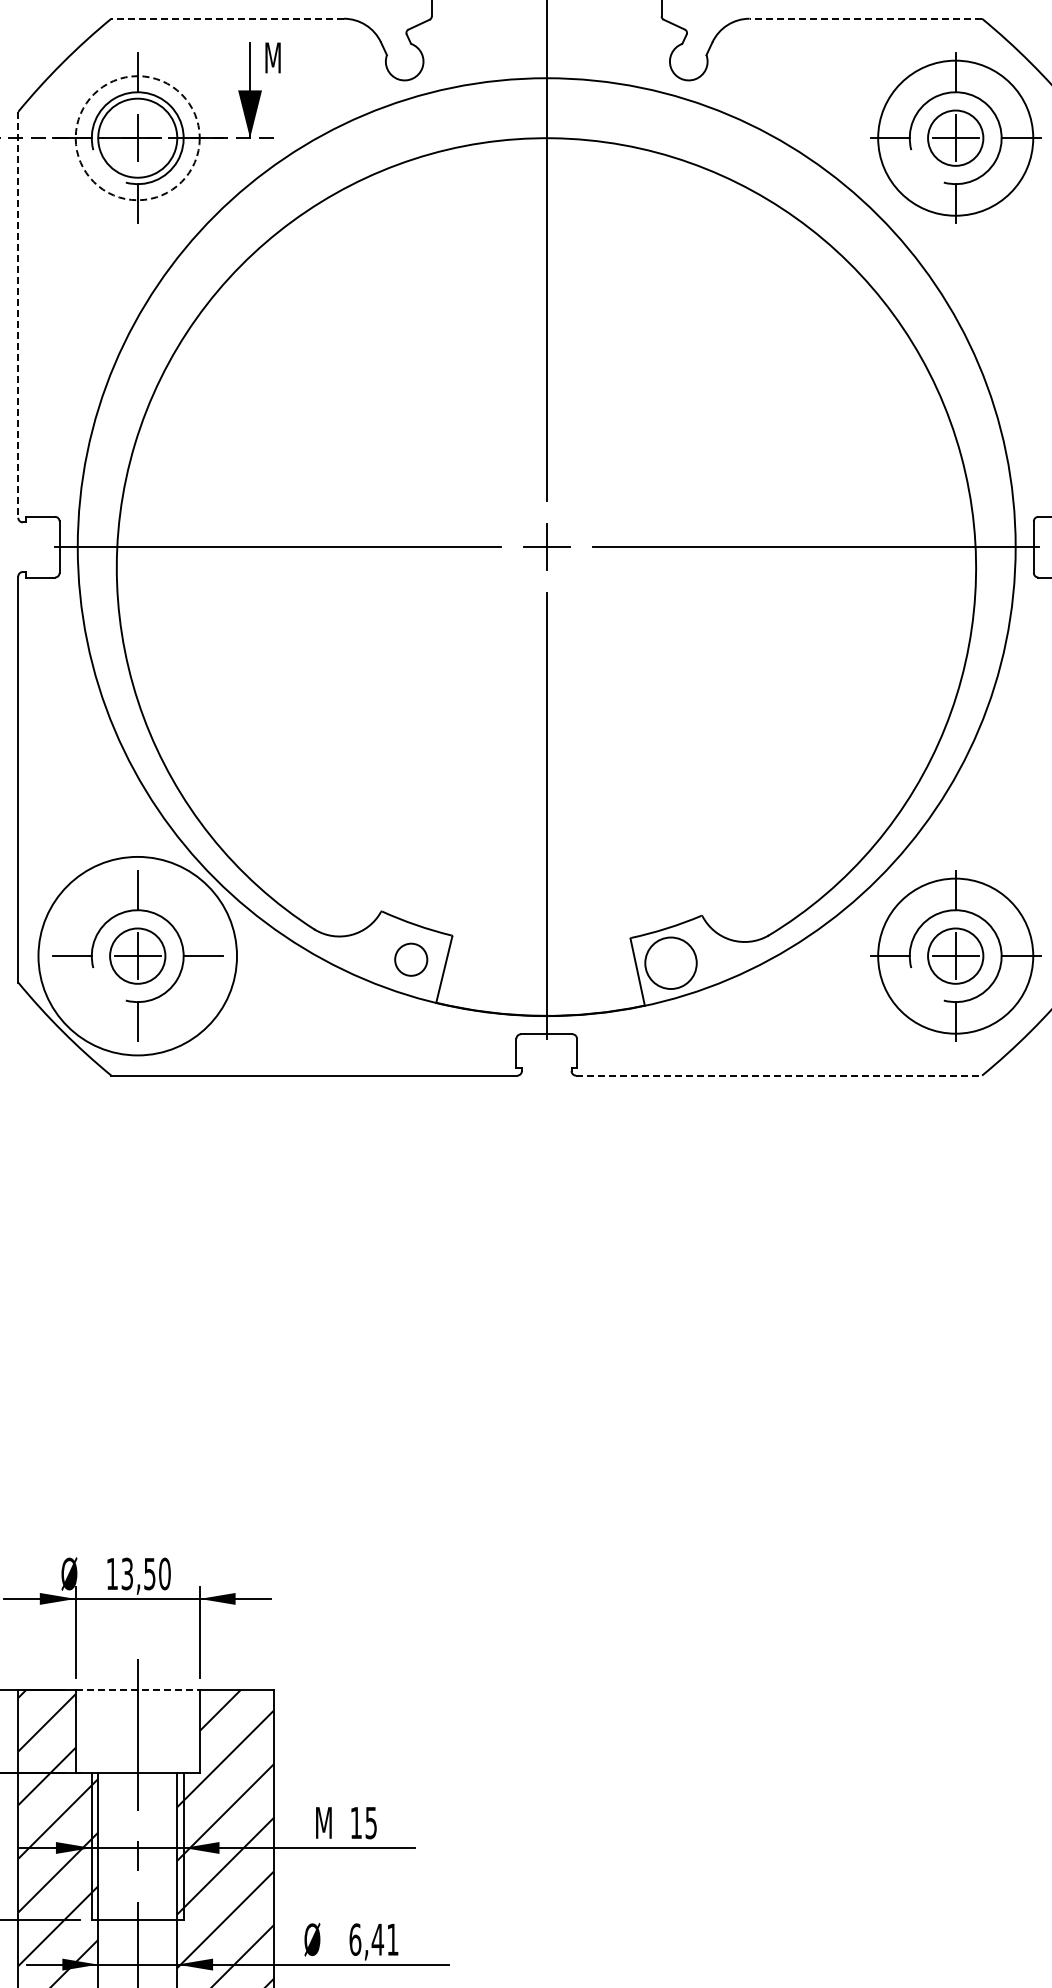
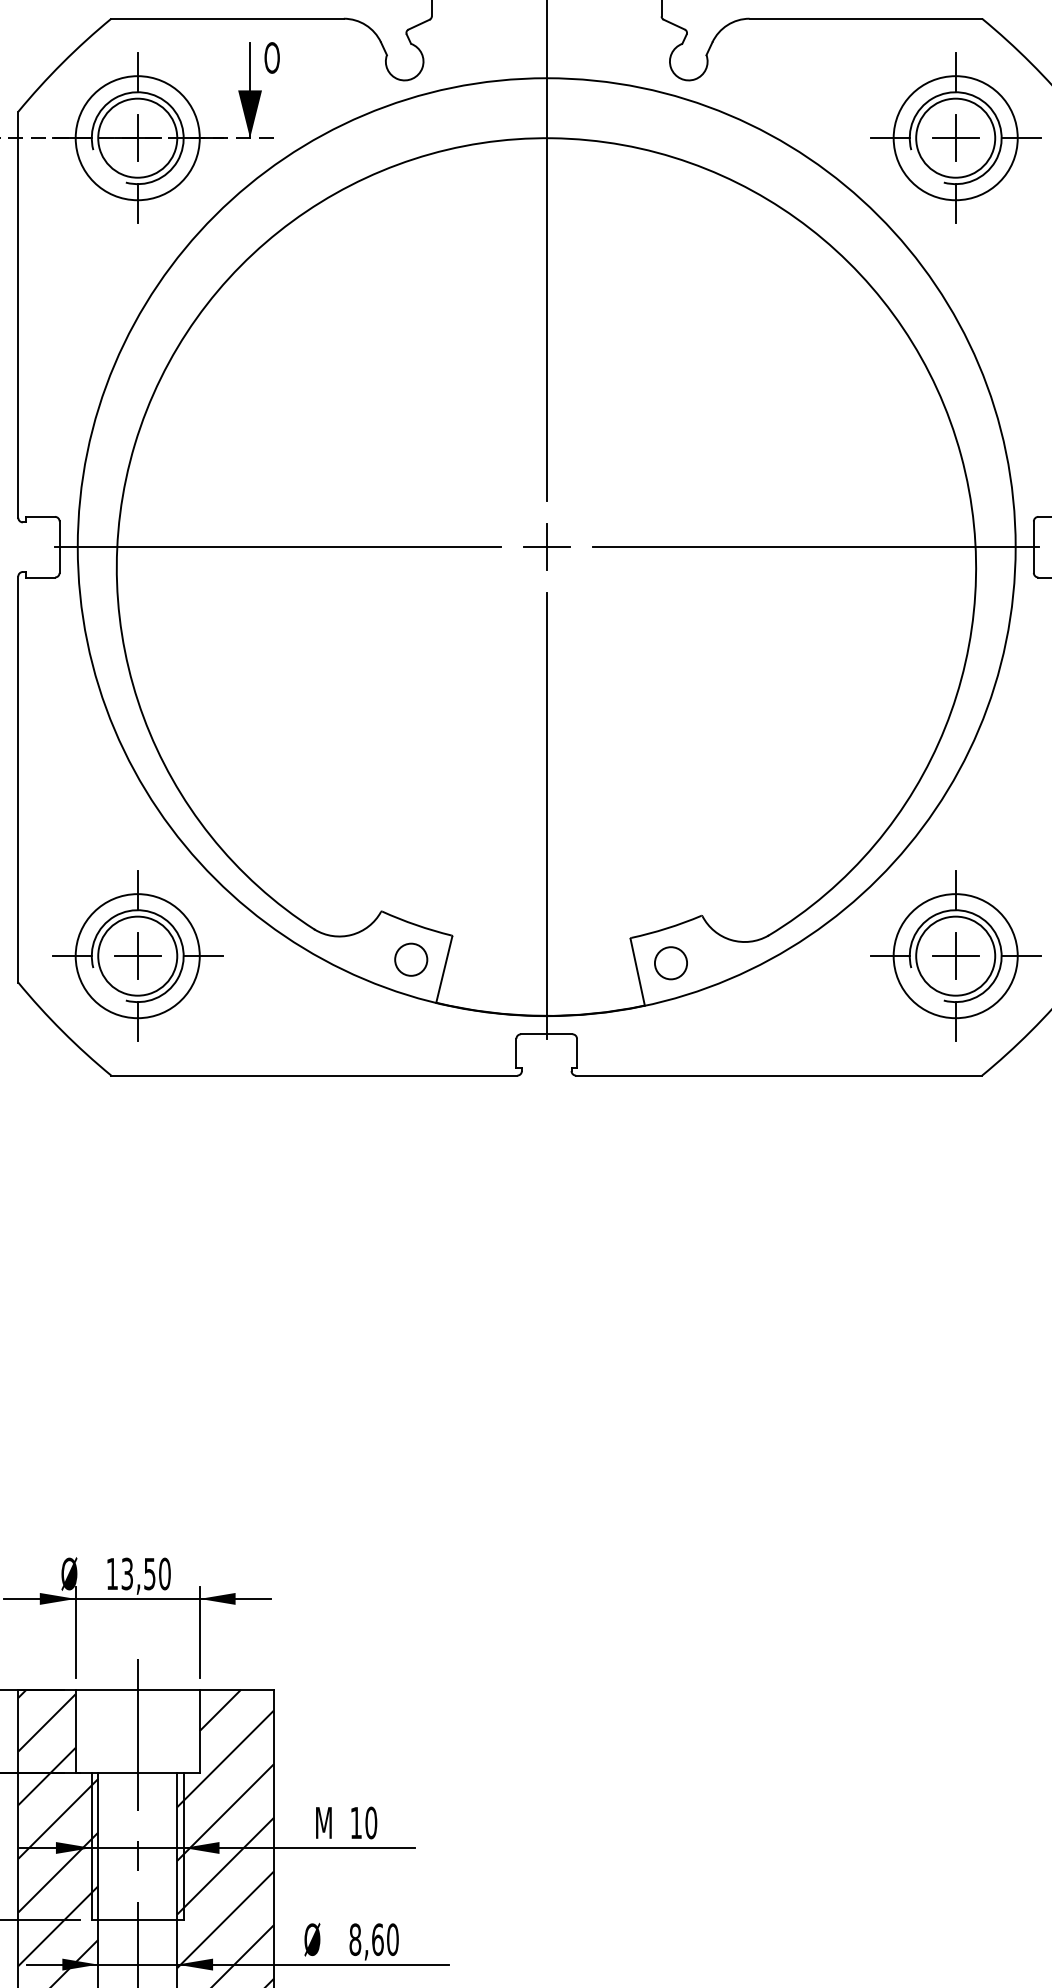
line: dashed -> solid (227, 18)
line: dashed -> solid (865, 18)
text: M -> O (272, 57)
circle diameter: 155 px -> 124 px (955, 138)
circle diameter: 55 px -> 79 px (955, 137)
circle: dashed -> solid (137, 138)
line: dashed -> solid (18, 314)
circle diameter: 199 px -> 124 px (137, 956)
circle diameter: 55 px -> 79 px (137, 955)
circle diameter: 155 px -> 124 px (955, 956)
circle diameter: 55 px -> 79 px (955, 955)
circle diameter: 51 px -> 32 px (670, 963)
line: dashed -> solid (779, 1075)
line: dashed -> solid (138, 1689)
text: 15 -> 10 (371, 1822)
text: 6,41 -> 8,60 (373, 1939)
